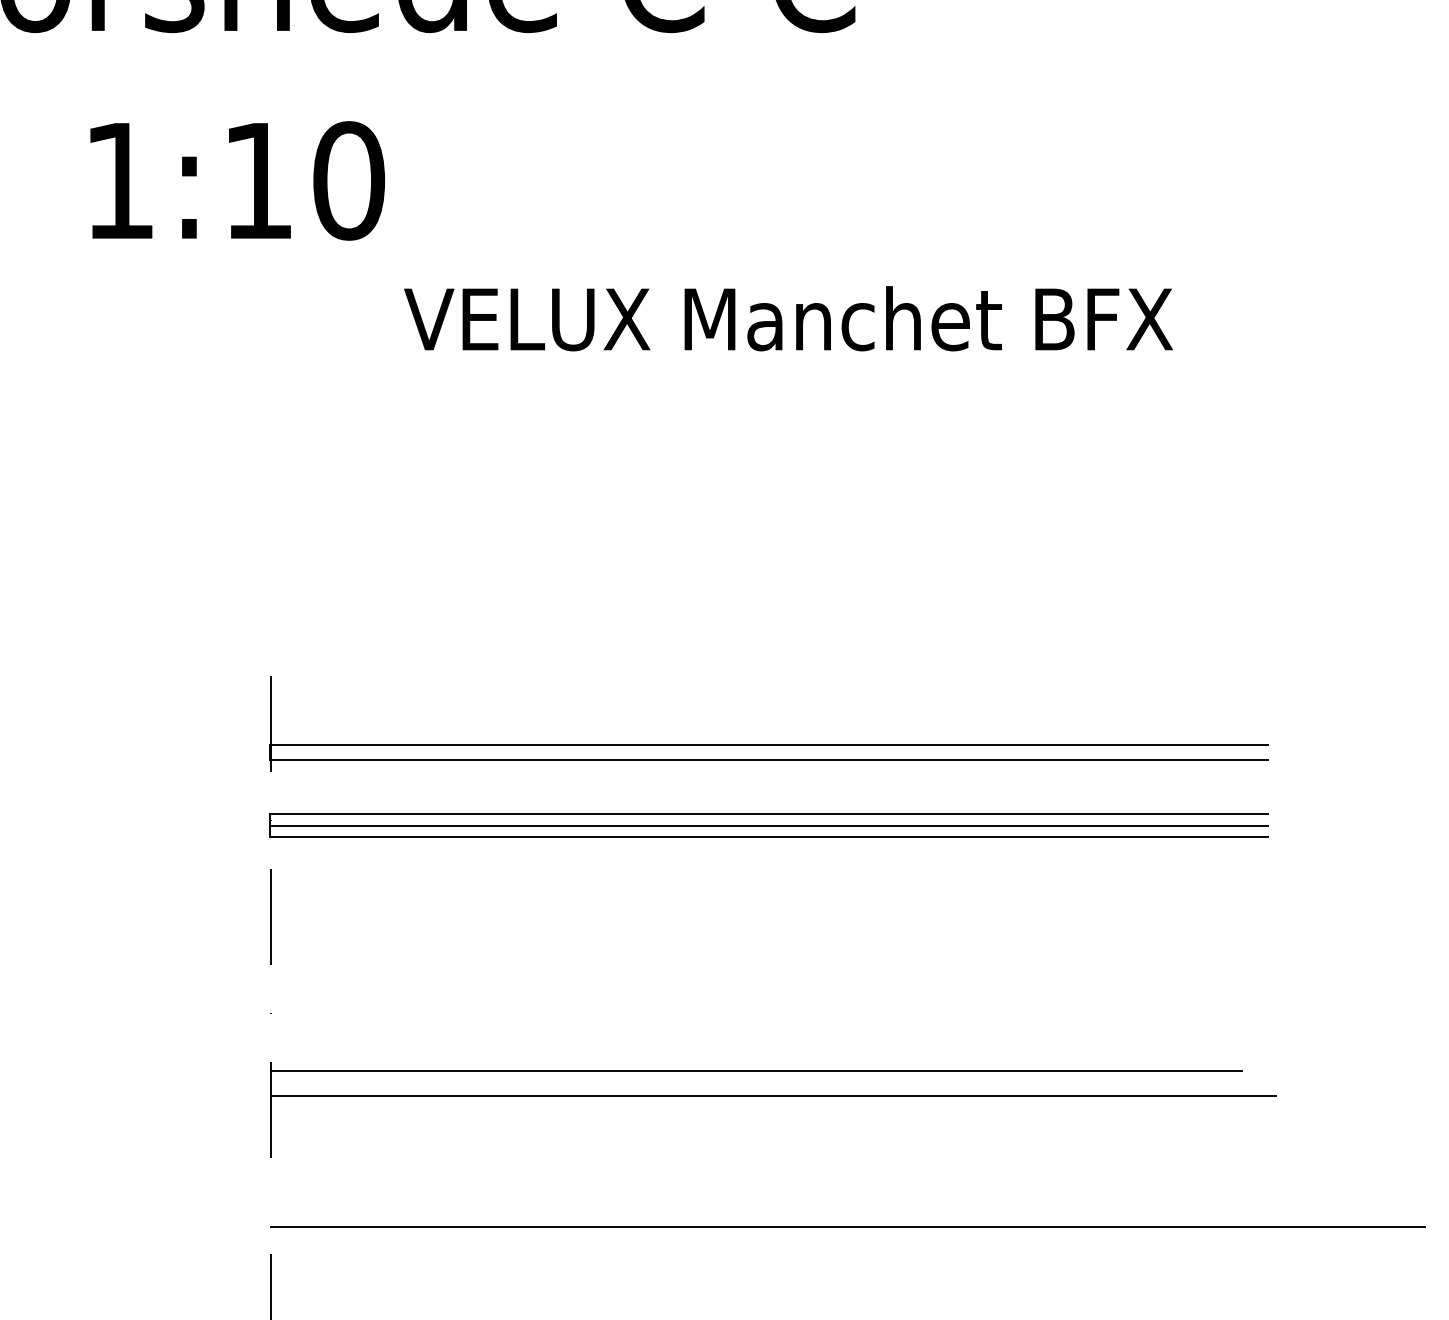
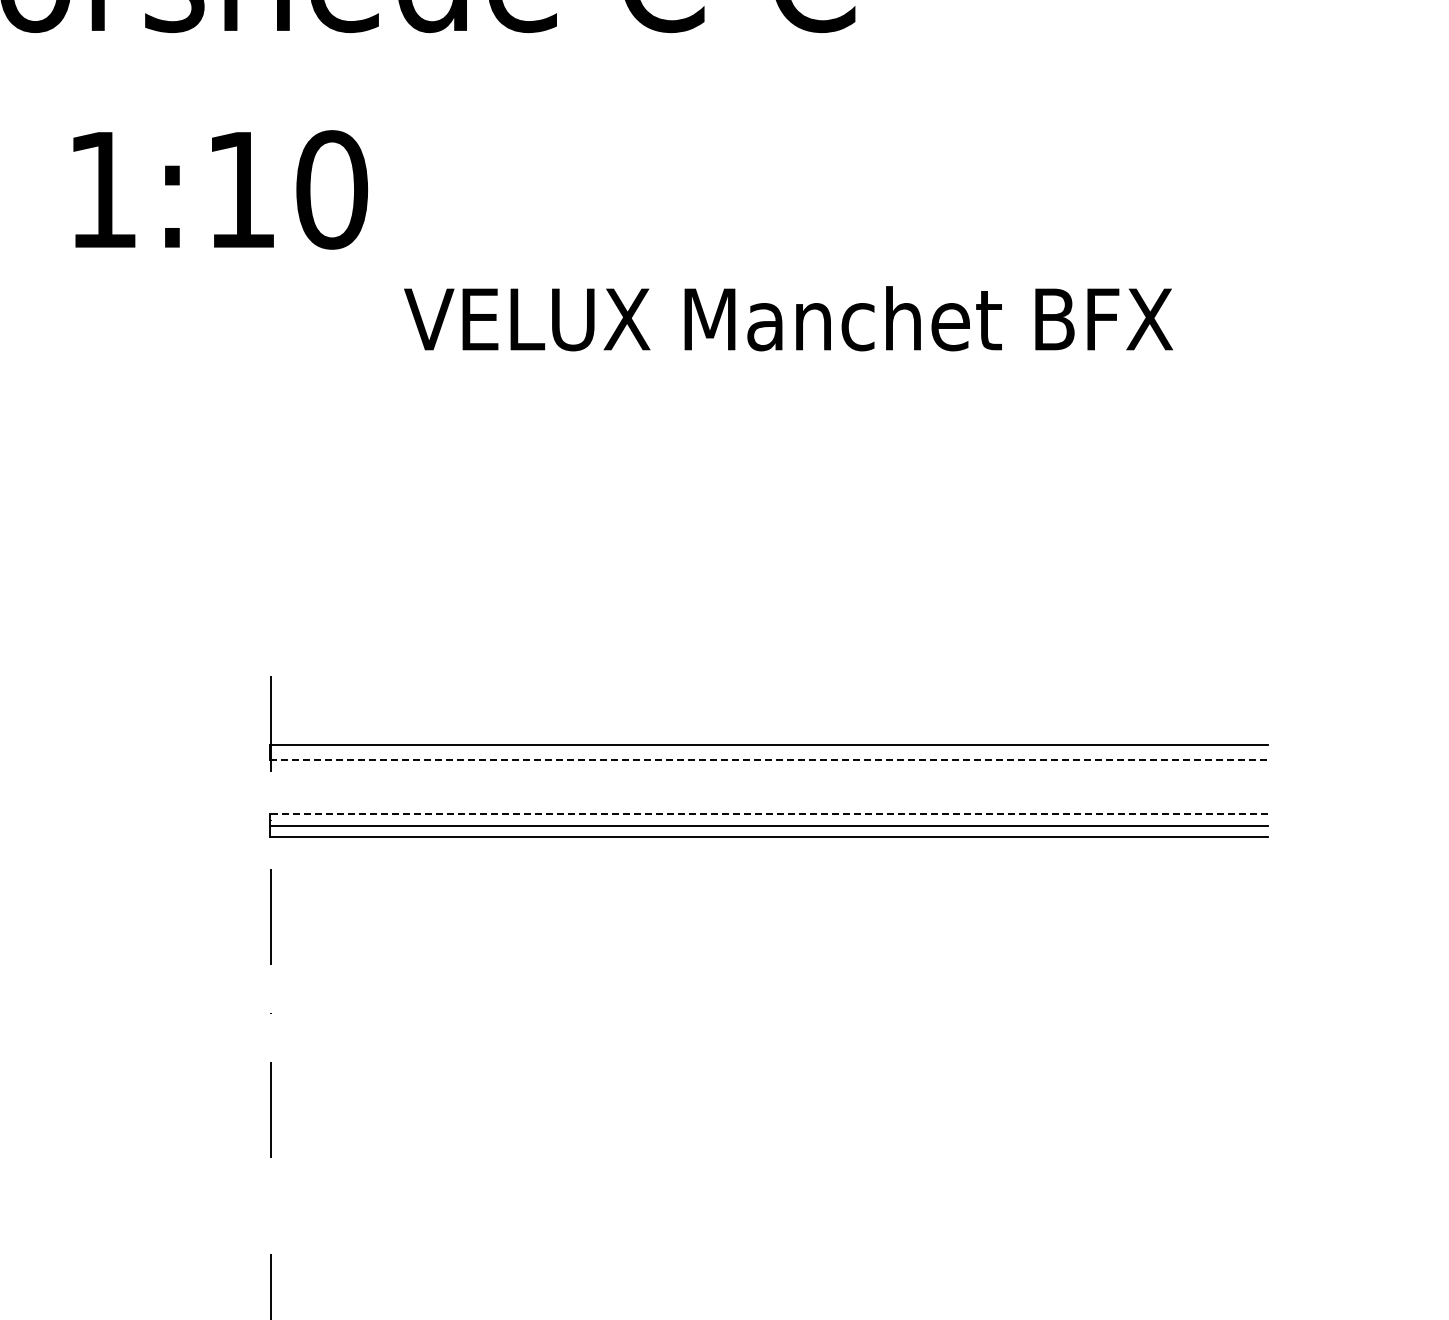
text position: (237, 180) -> (220, 189) (220, 189)
line: solid -> dashed (768, 760)
line: solid -> dashed (768, 814)
line: present -> none (756, 1070)
line: present -> none (773, 1095)
line: present -> none (847, 1227)
